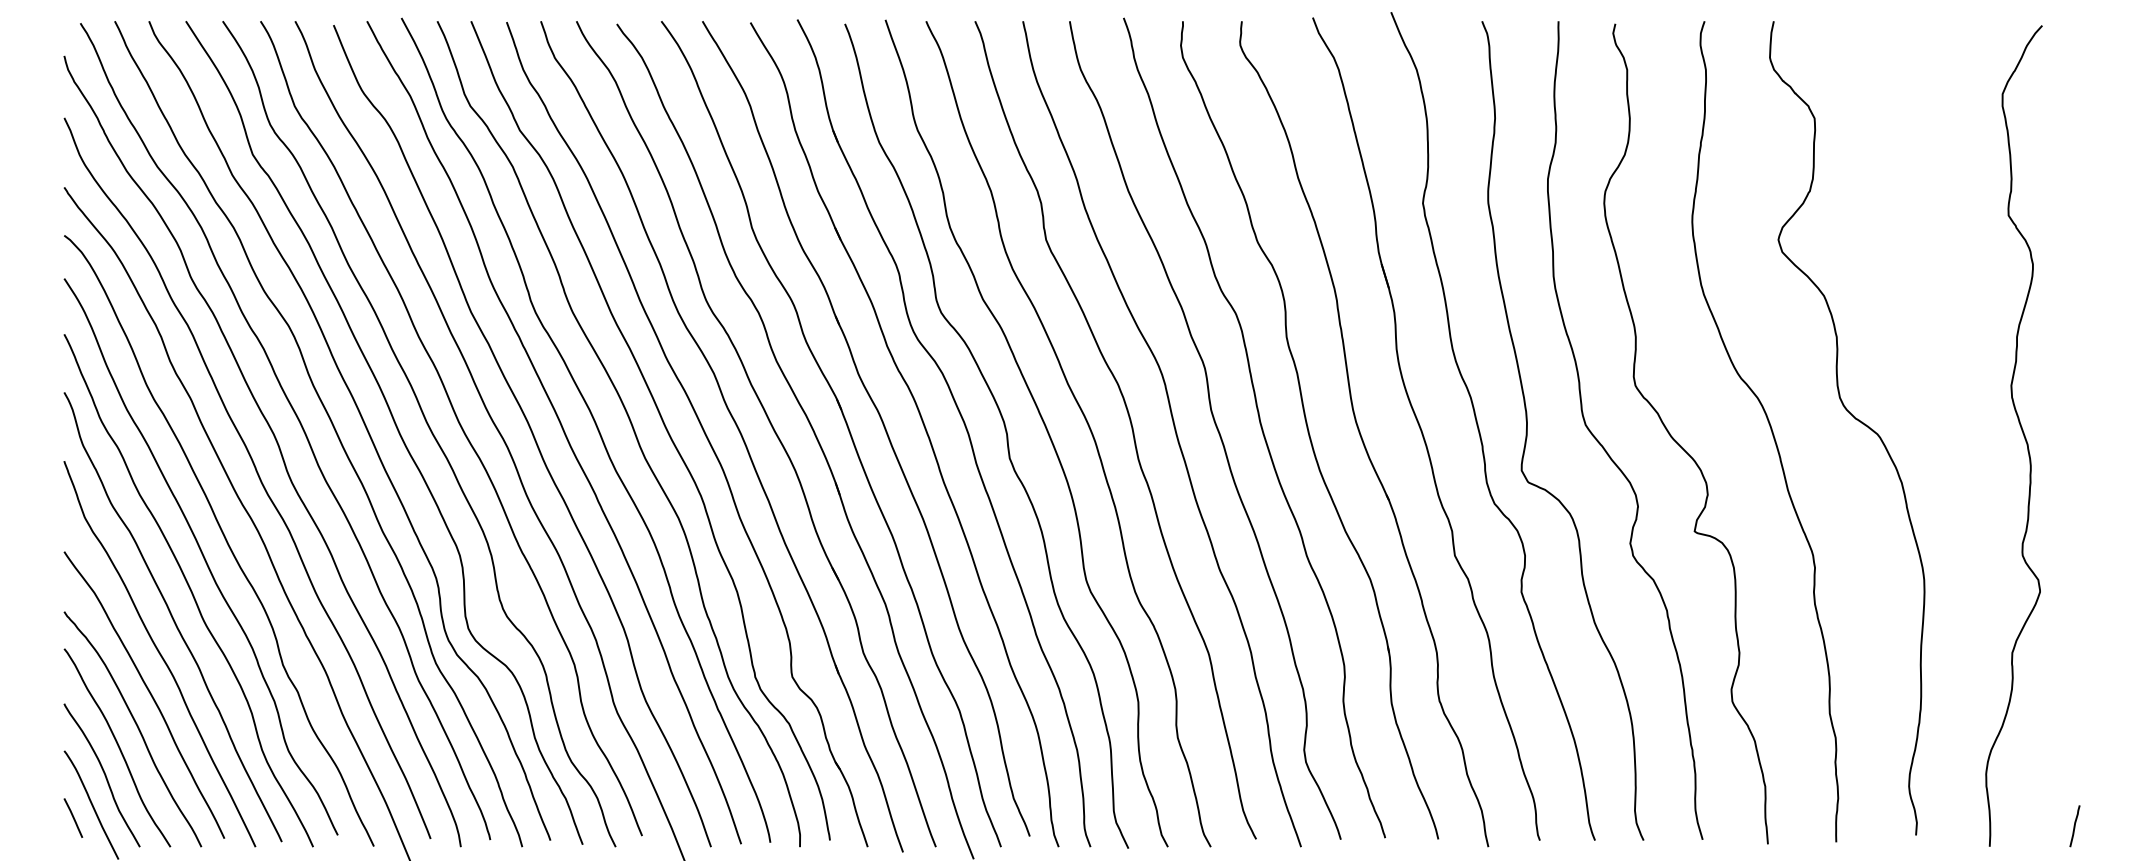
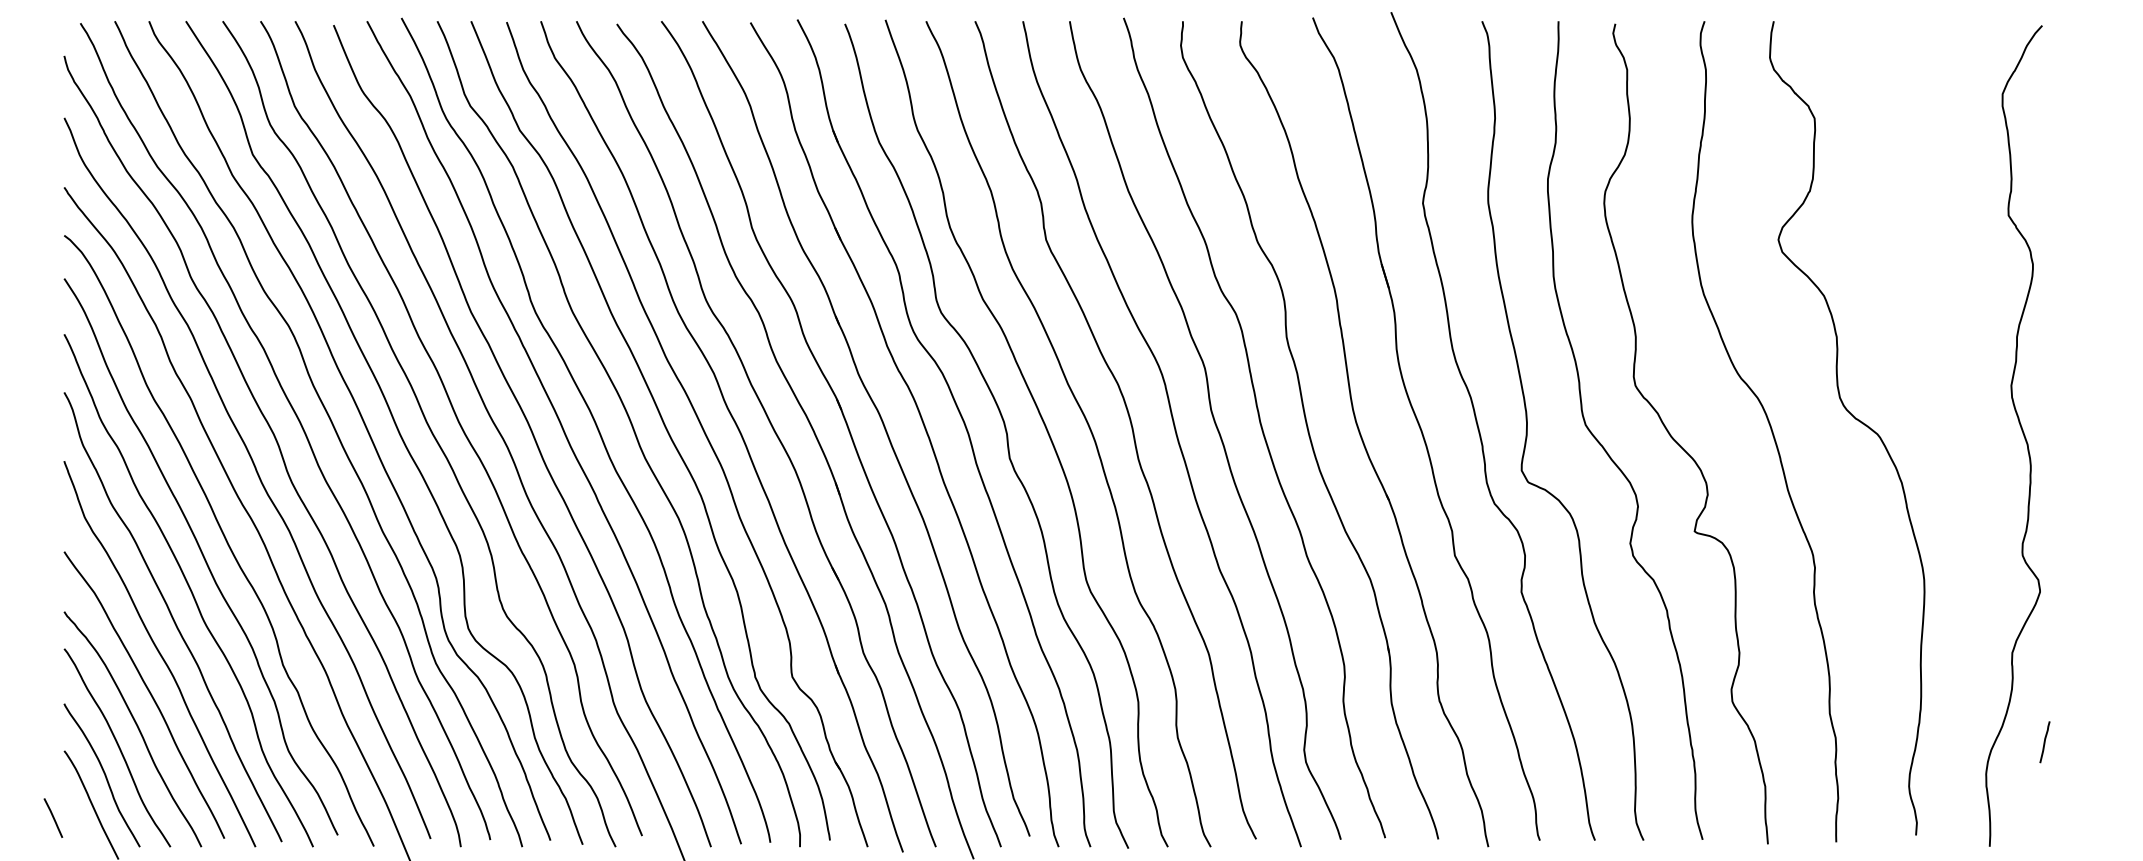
line position: (73, 817) -> (53, 817) (53, 817)
line position: (2074, 826) -> (2044, 742) (2044, 742)
